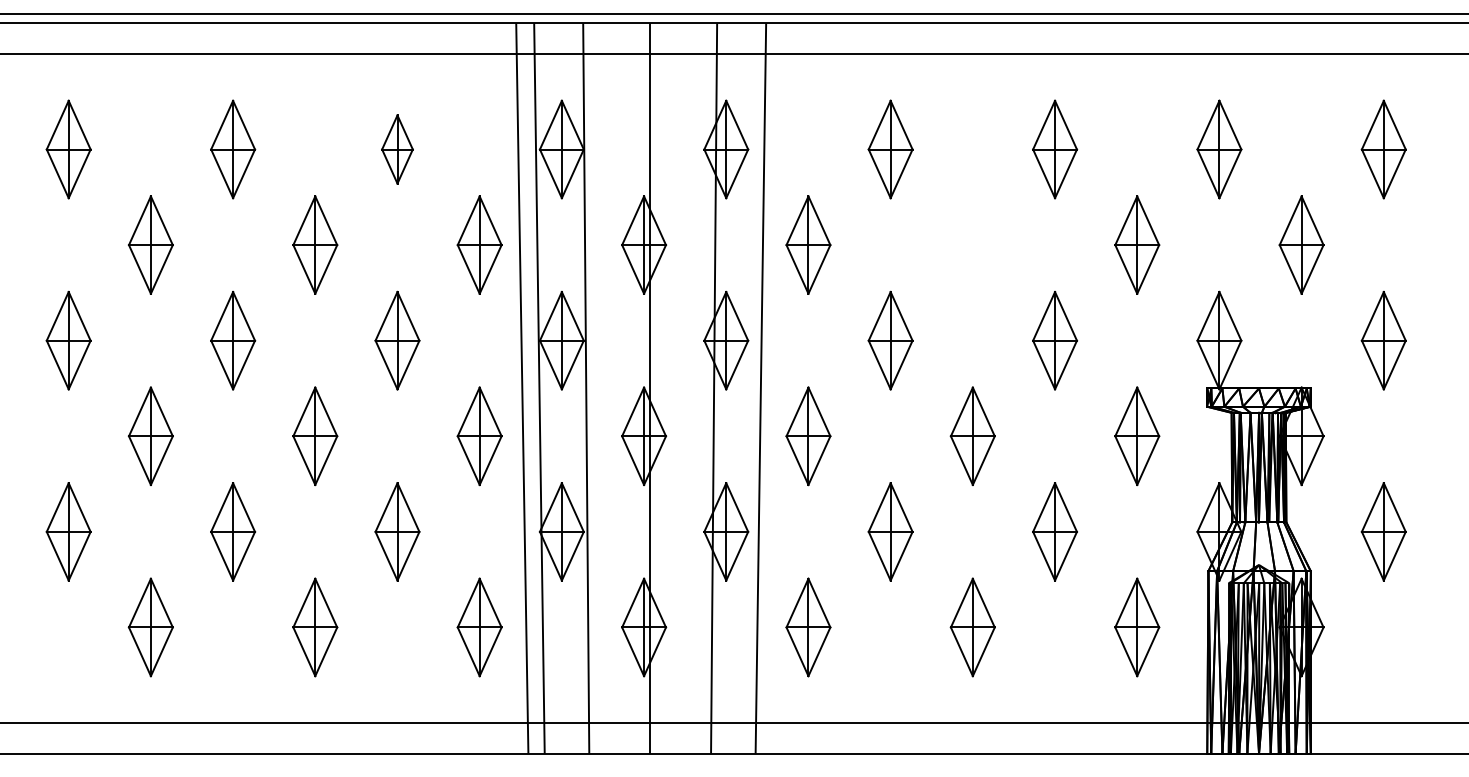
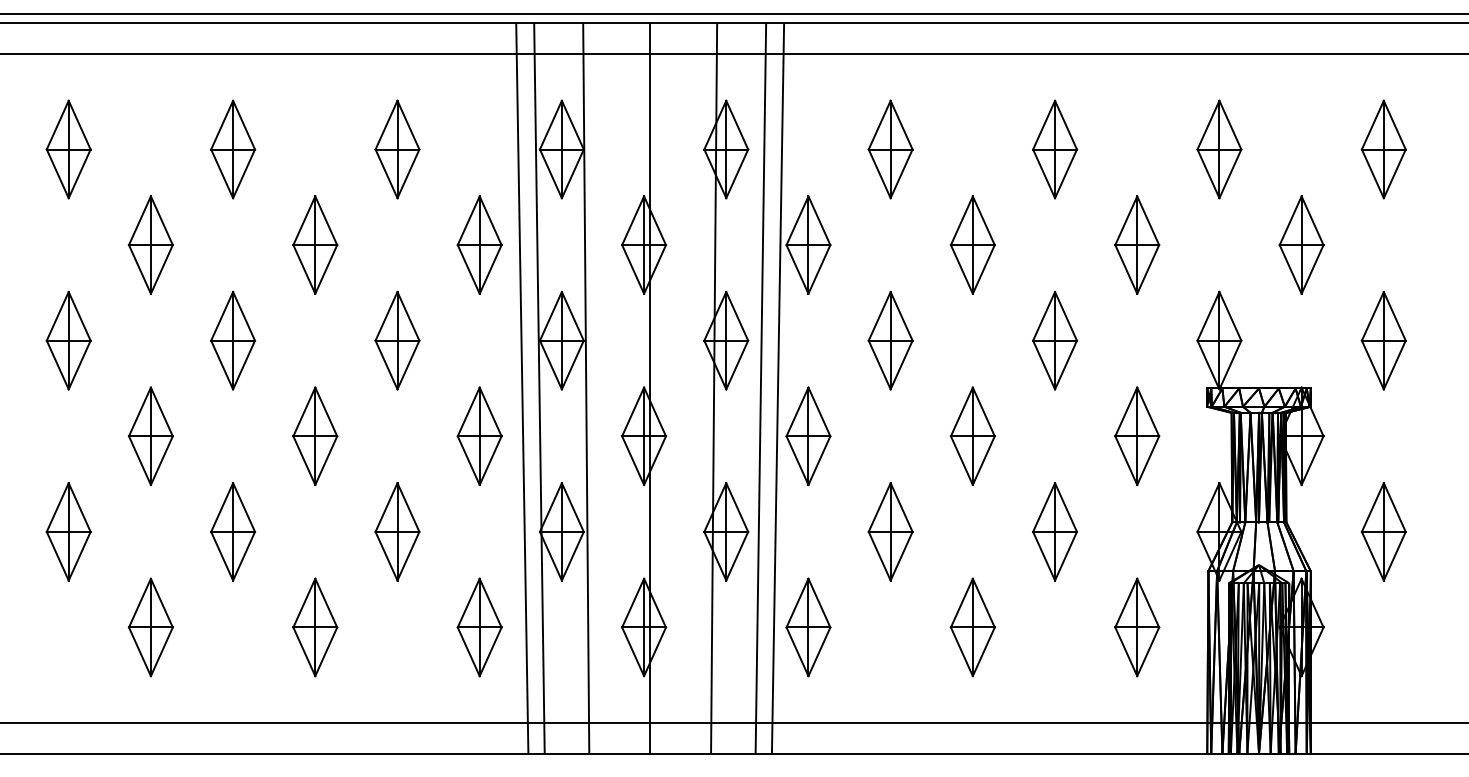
part size: 33x71 px -> 47x101 px (397, 149)
part: none -> present (972, 244)
line: none -> present (777, 388)
